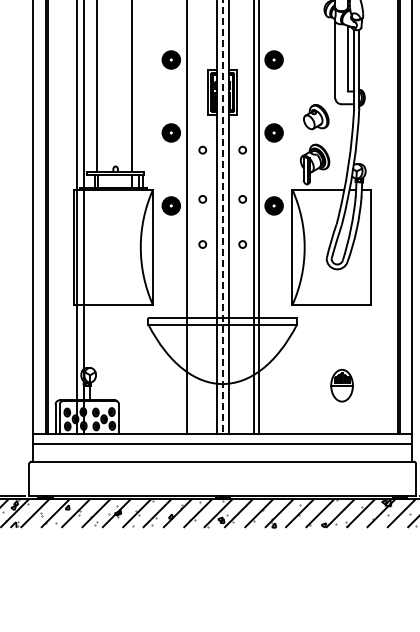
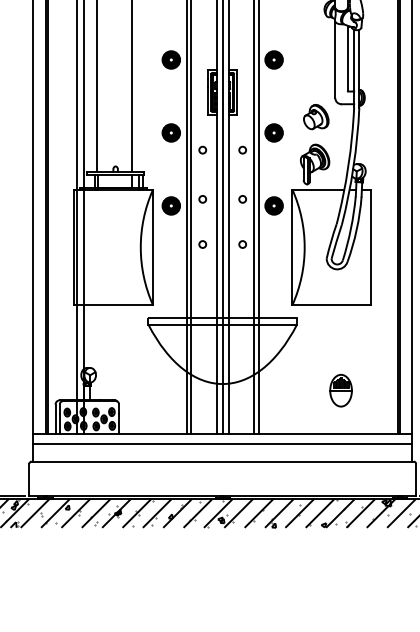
line: dashed -> solid (222, 217)
line: none -> present (191, 218)
part position: (341, 385) -> (340, 390) (340, 390)
